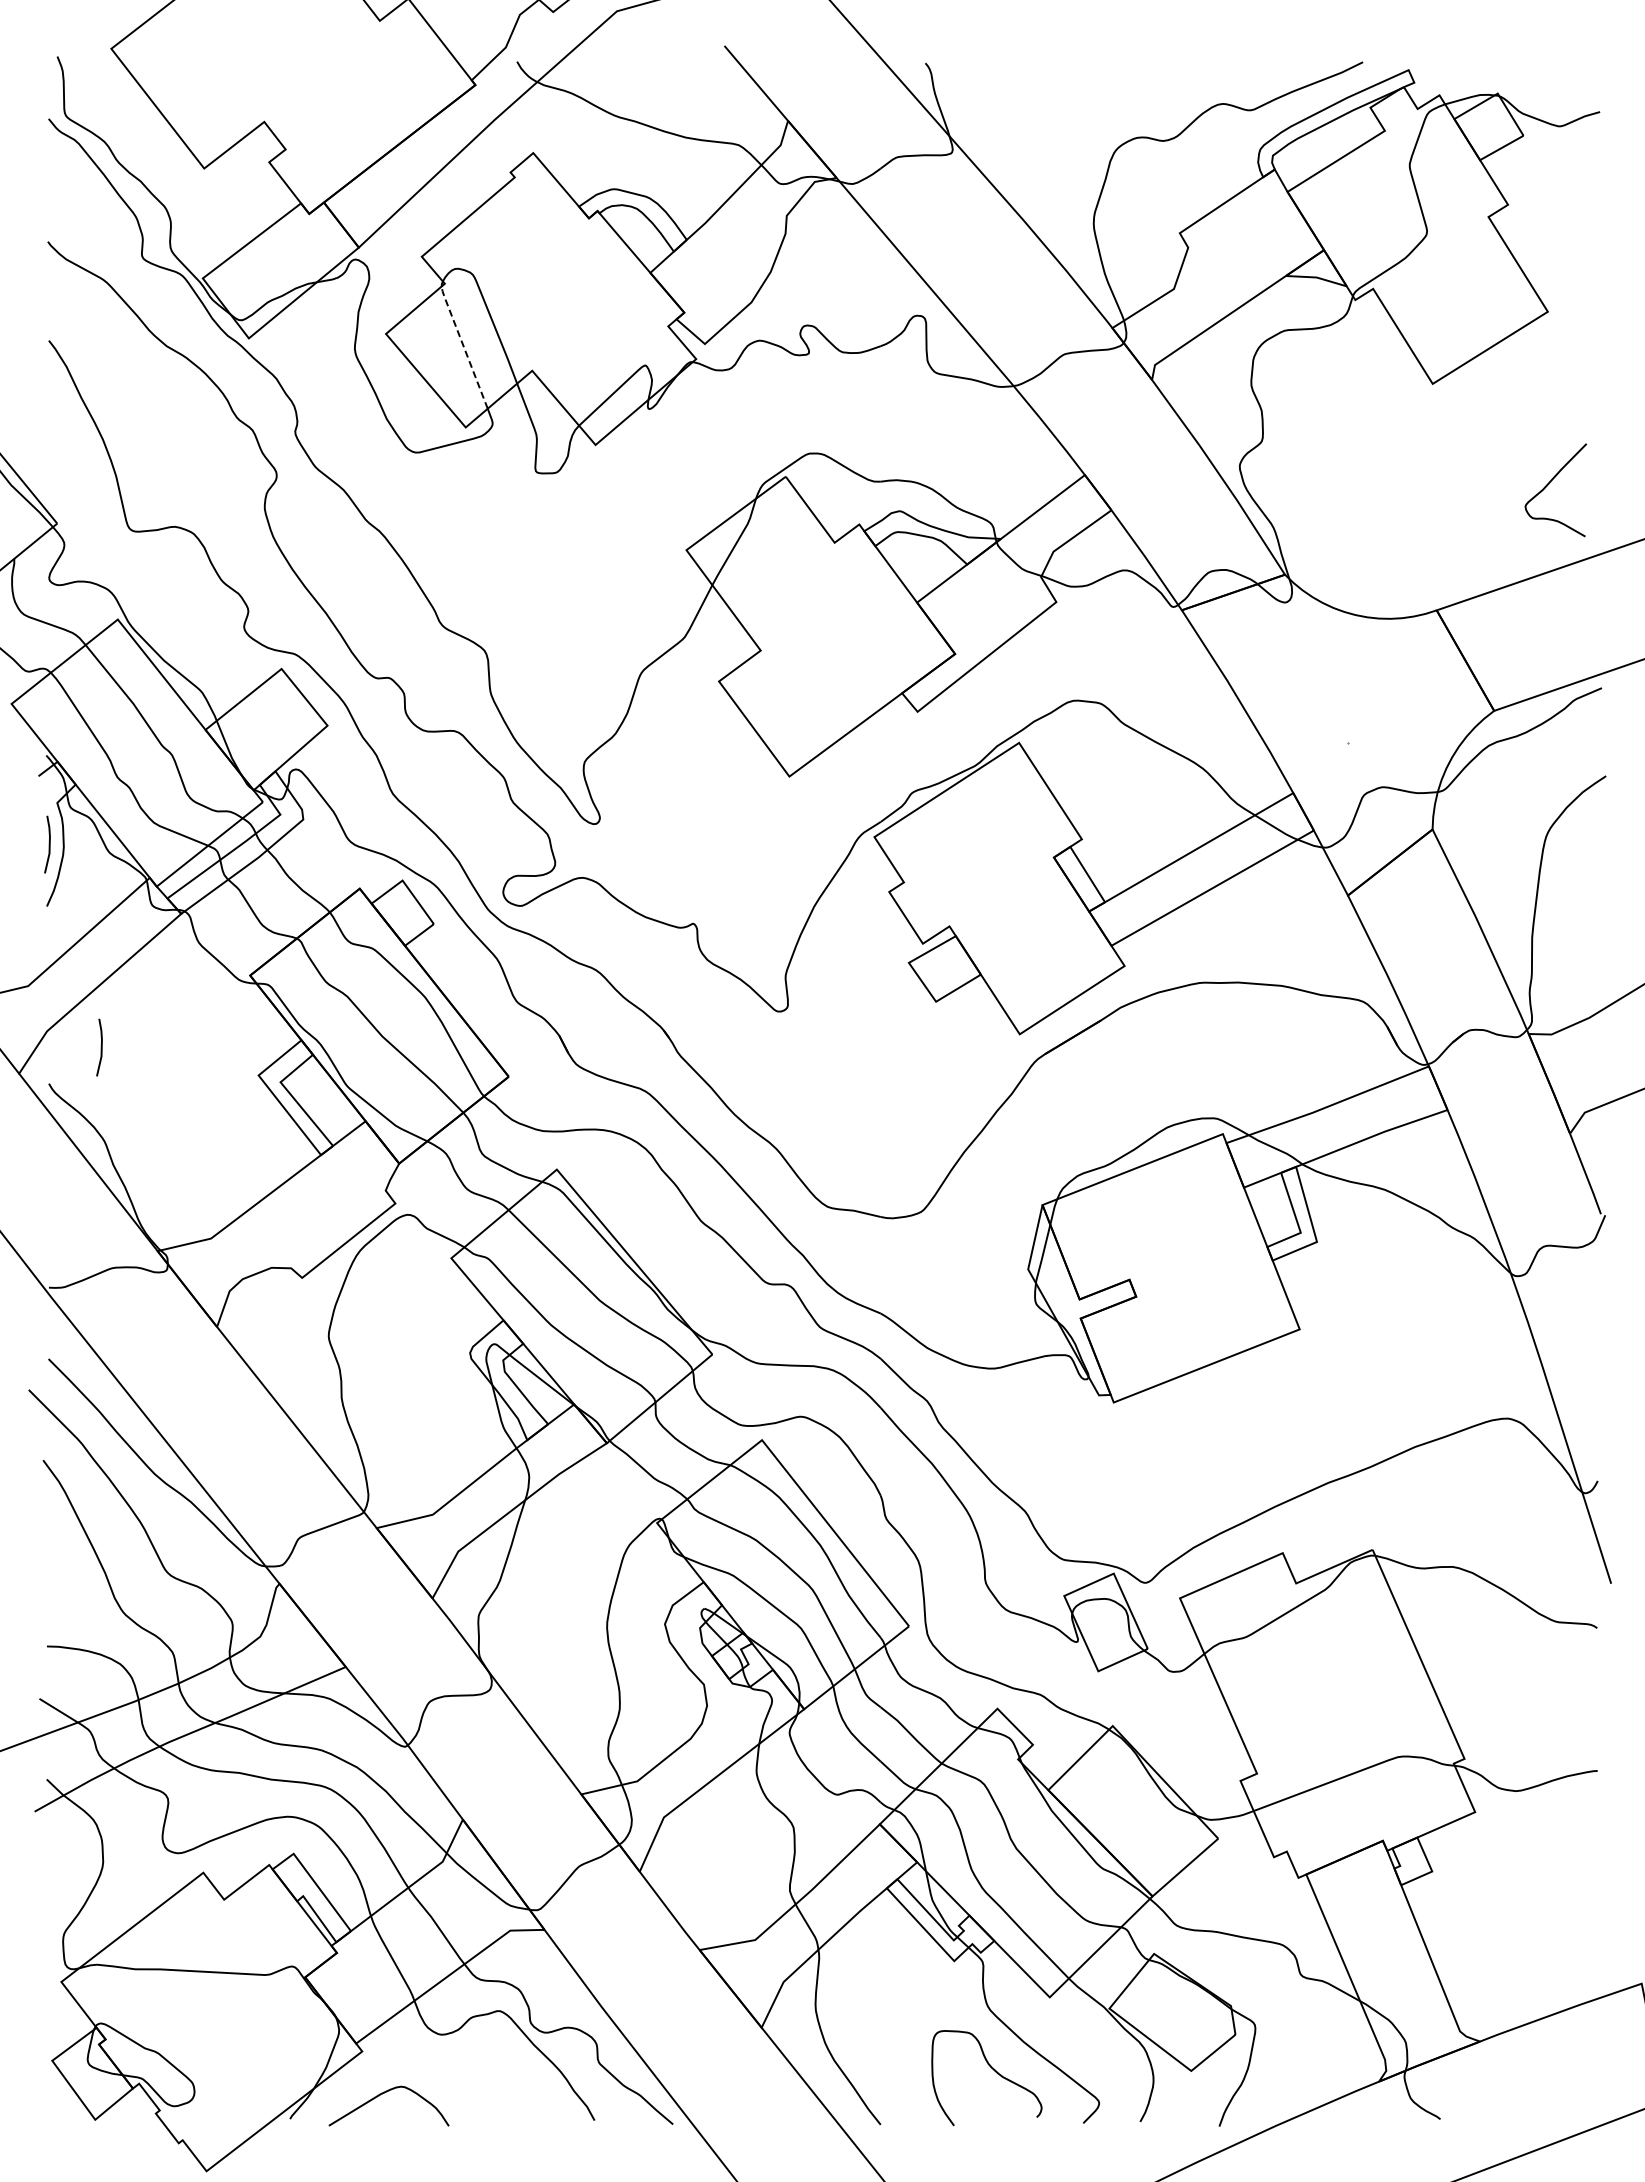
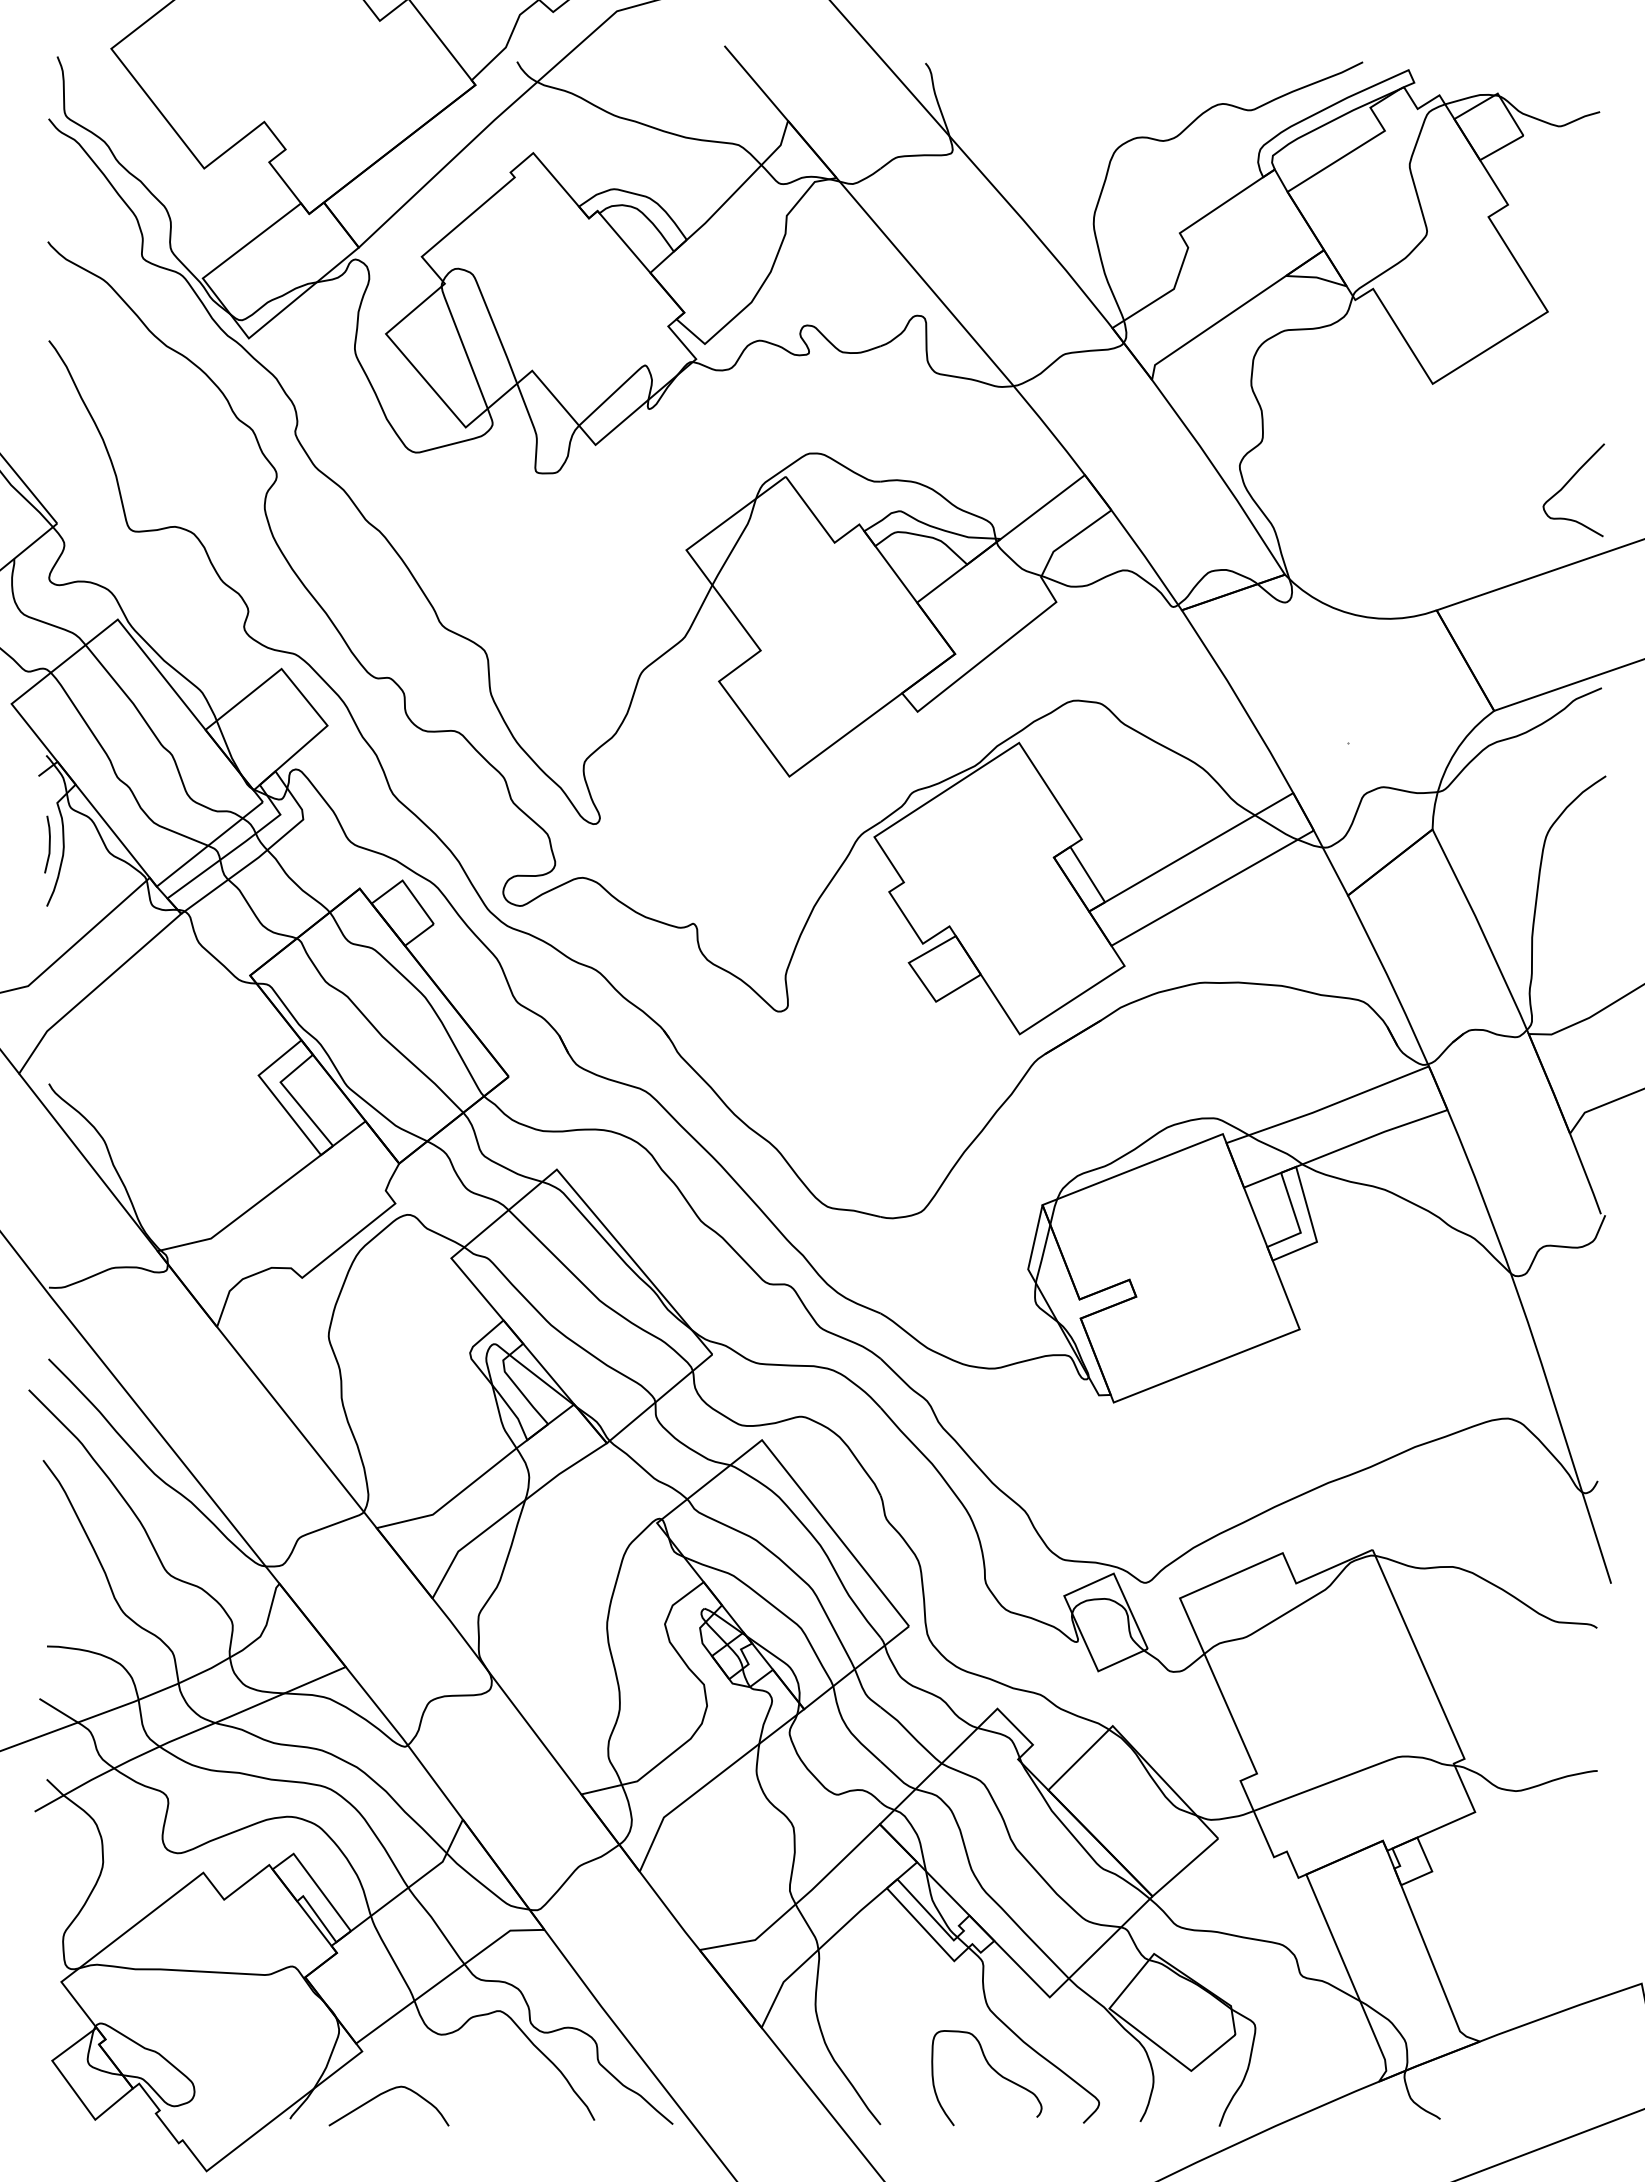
line: dashed -> solid (463, 346)
curve position: (1549, 484) -> (1567, 484) (1567, 484)
line: present -> none (100, 1047)
